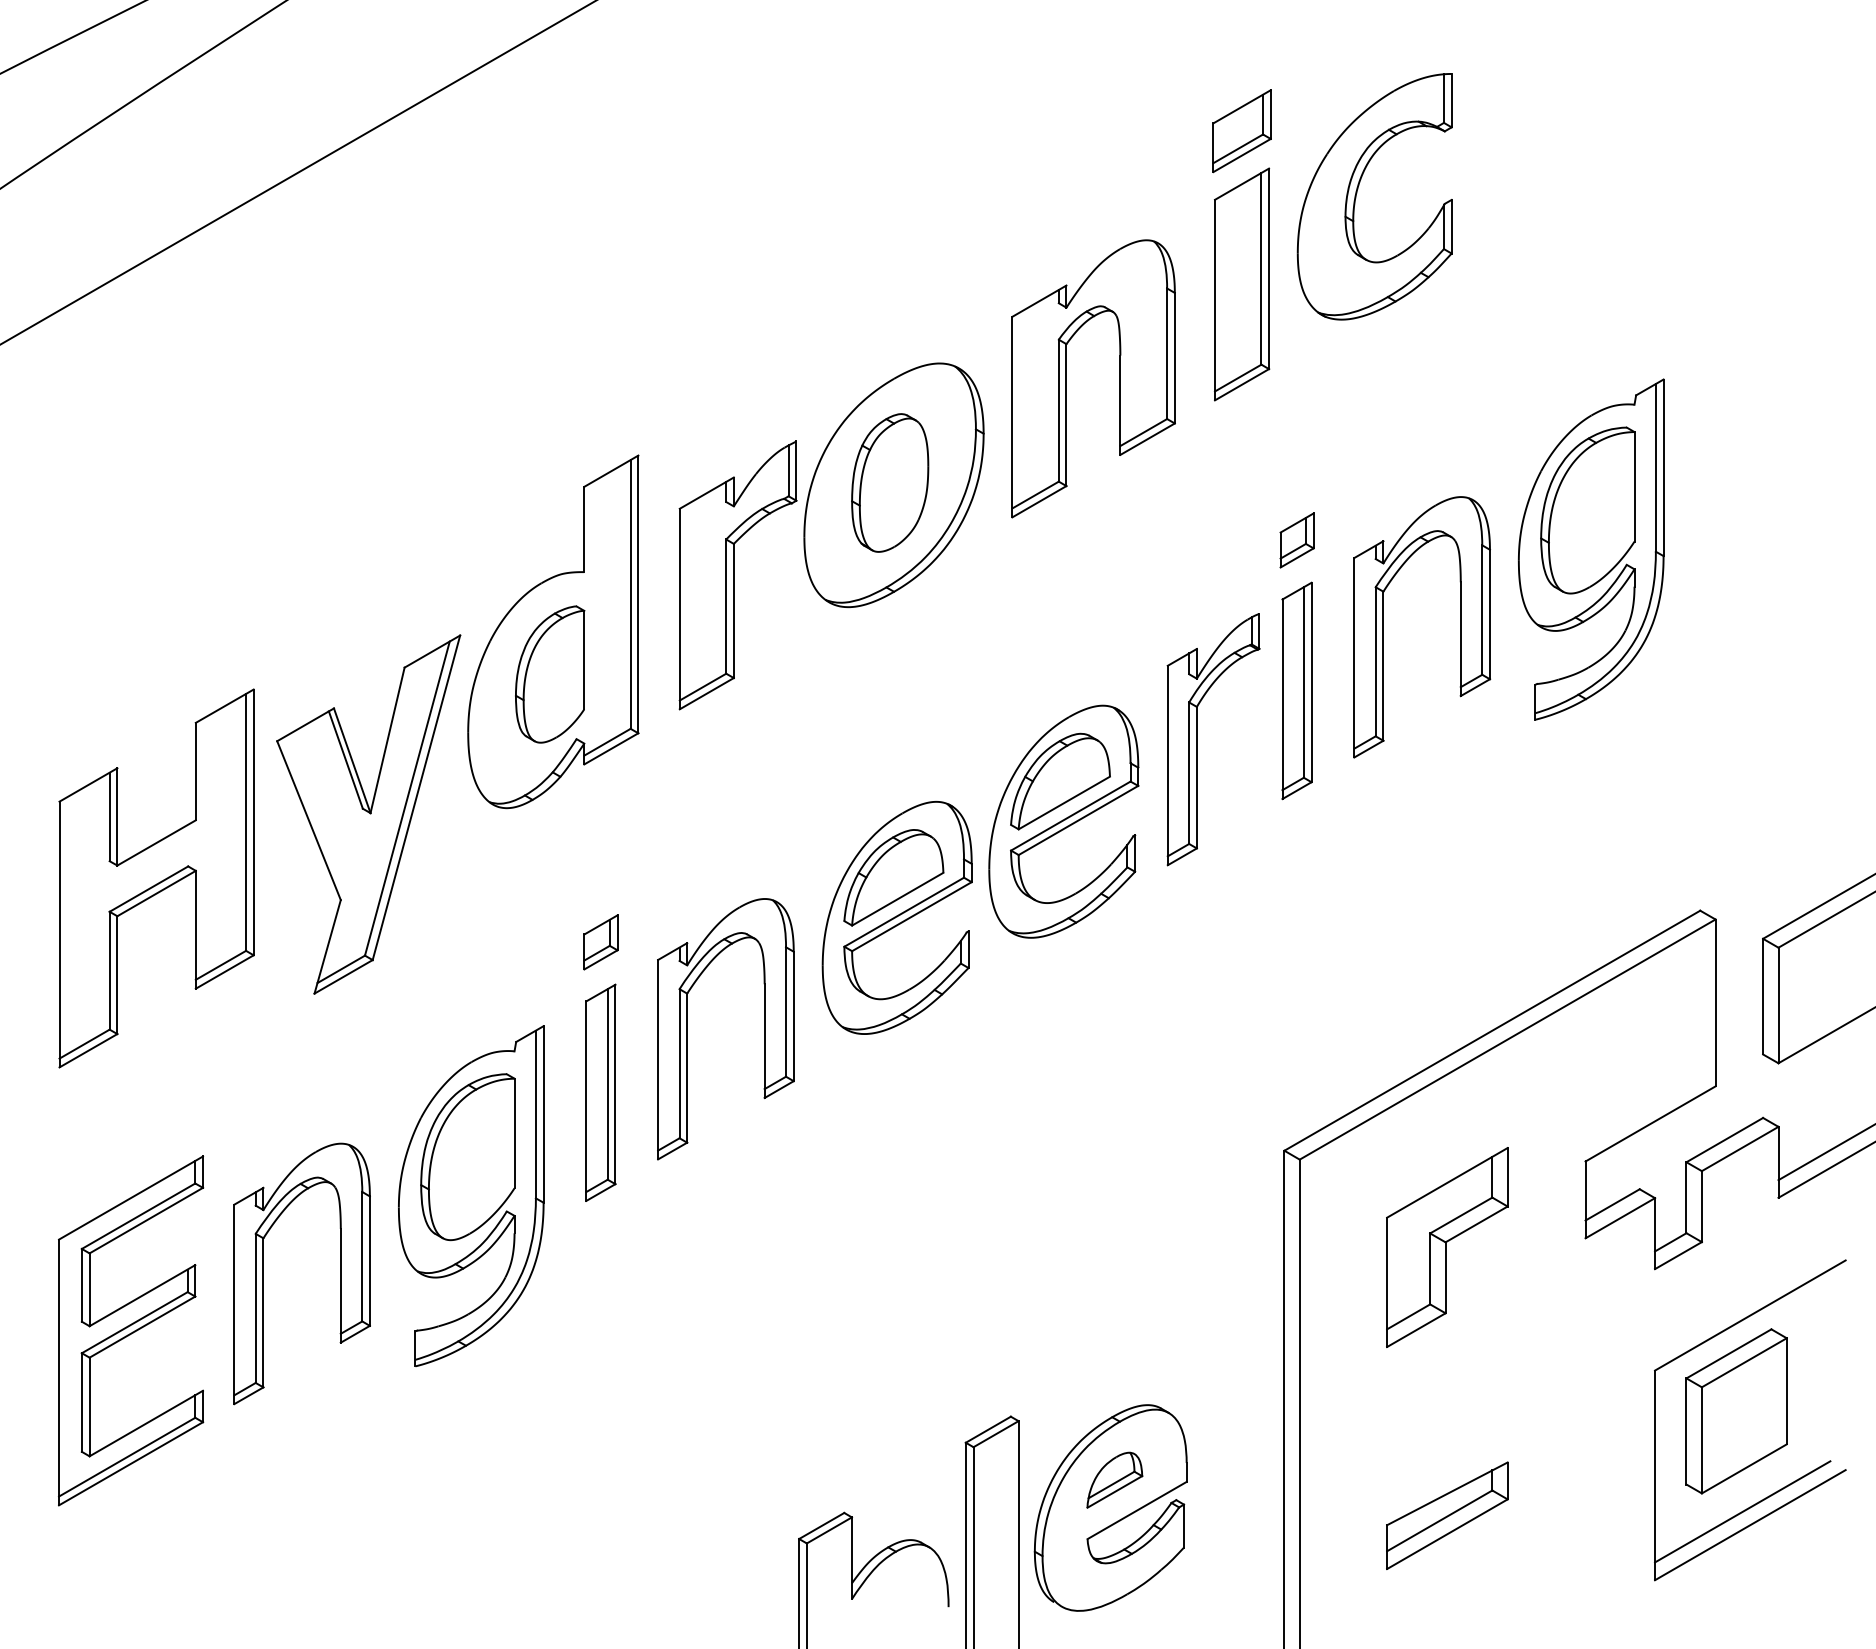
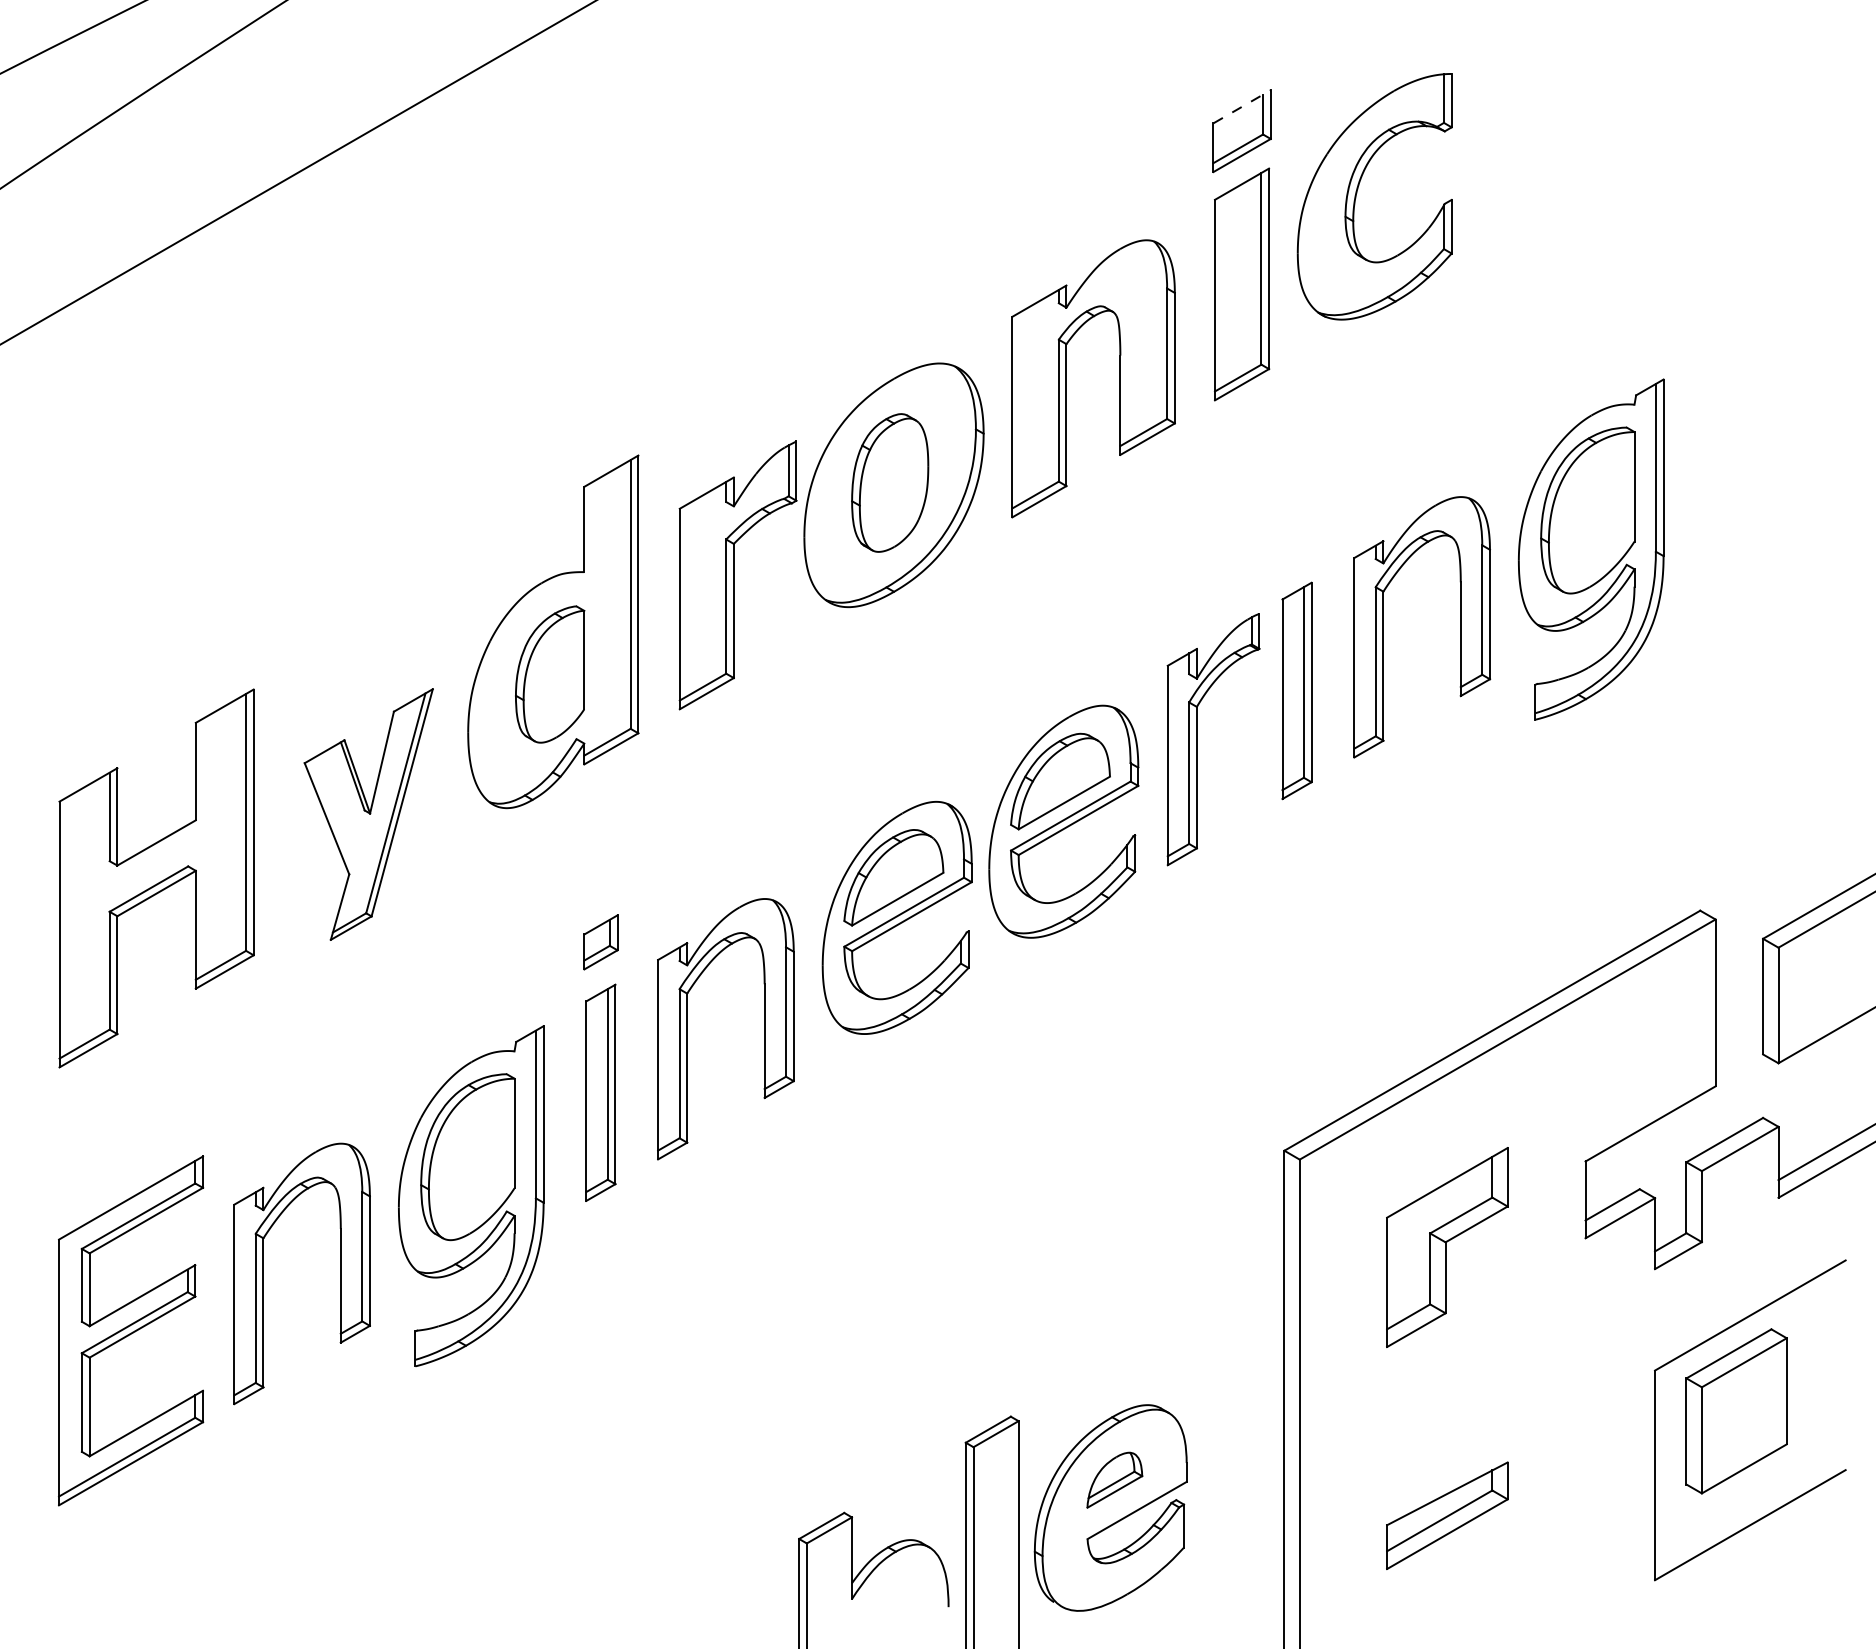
line: solid -> dashed (1242, 106)
part: present -> none (1296, 540)
part size: 186x361 px -> 131x253 px (368, 814)
line: present -> none (1742, 1511)
